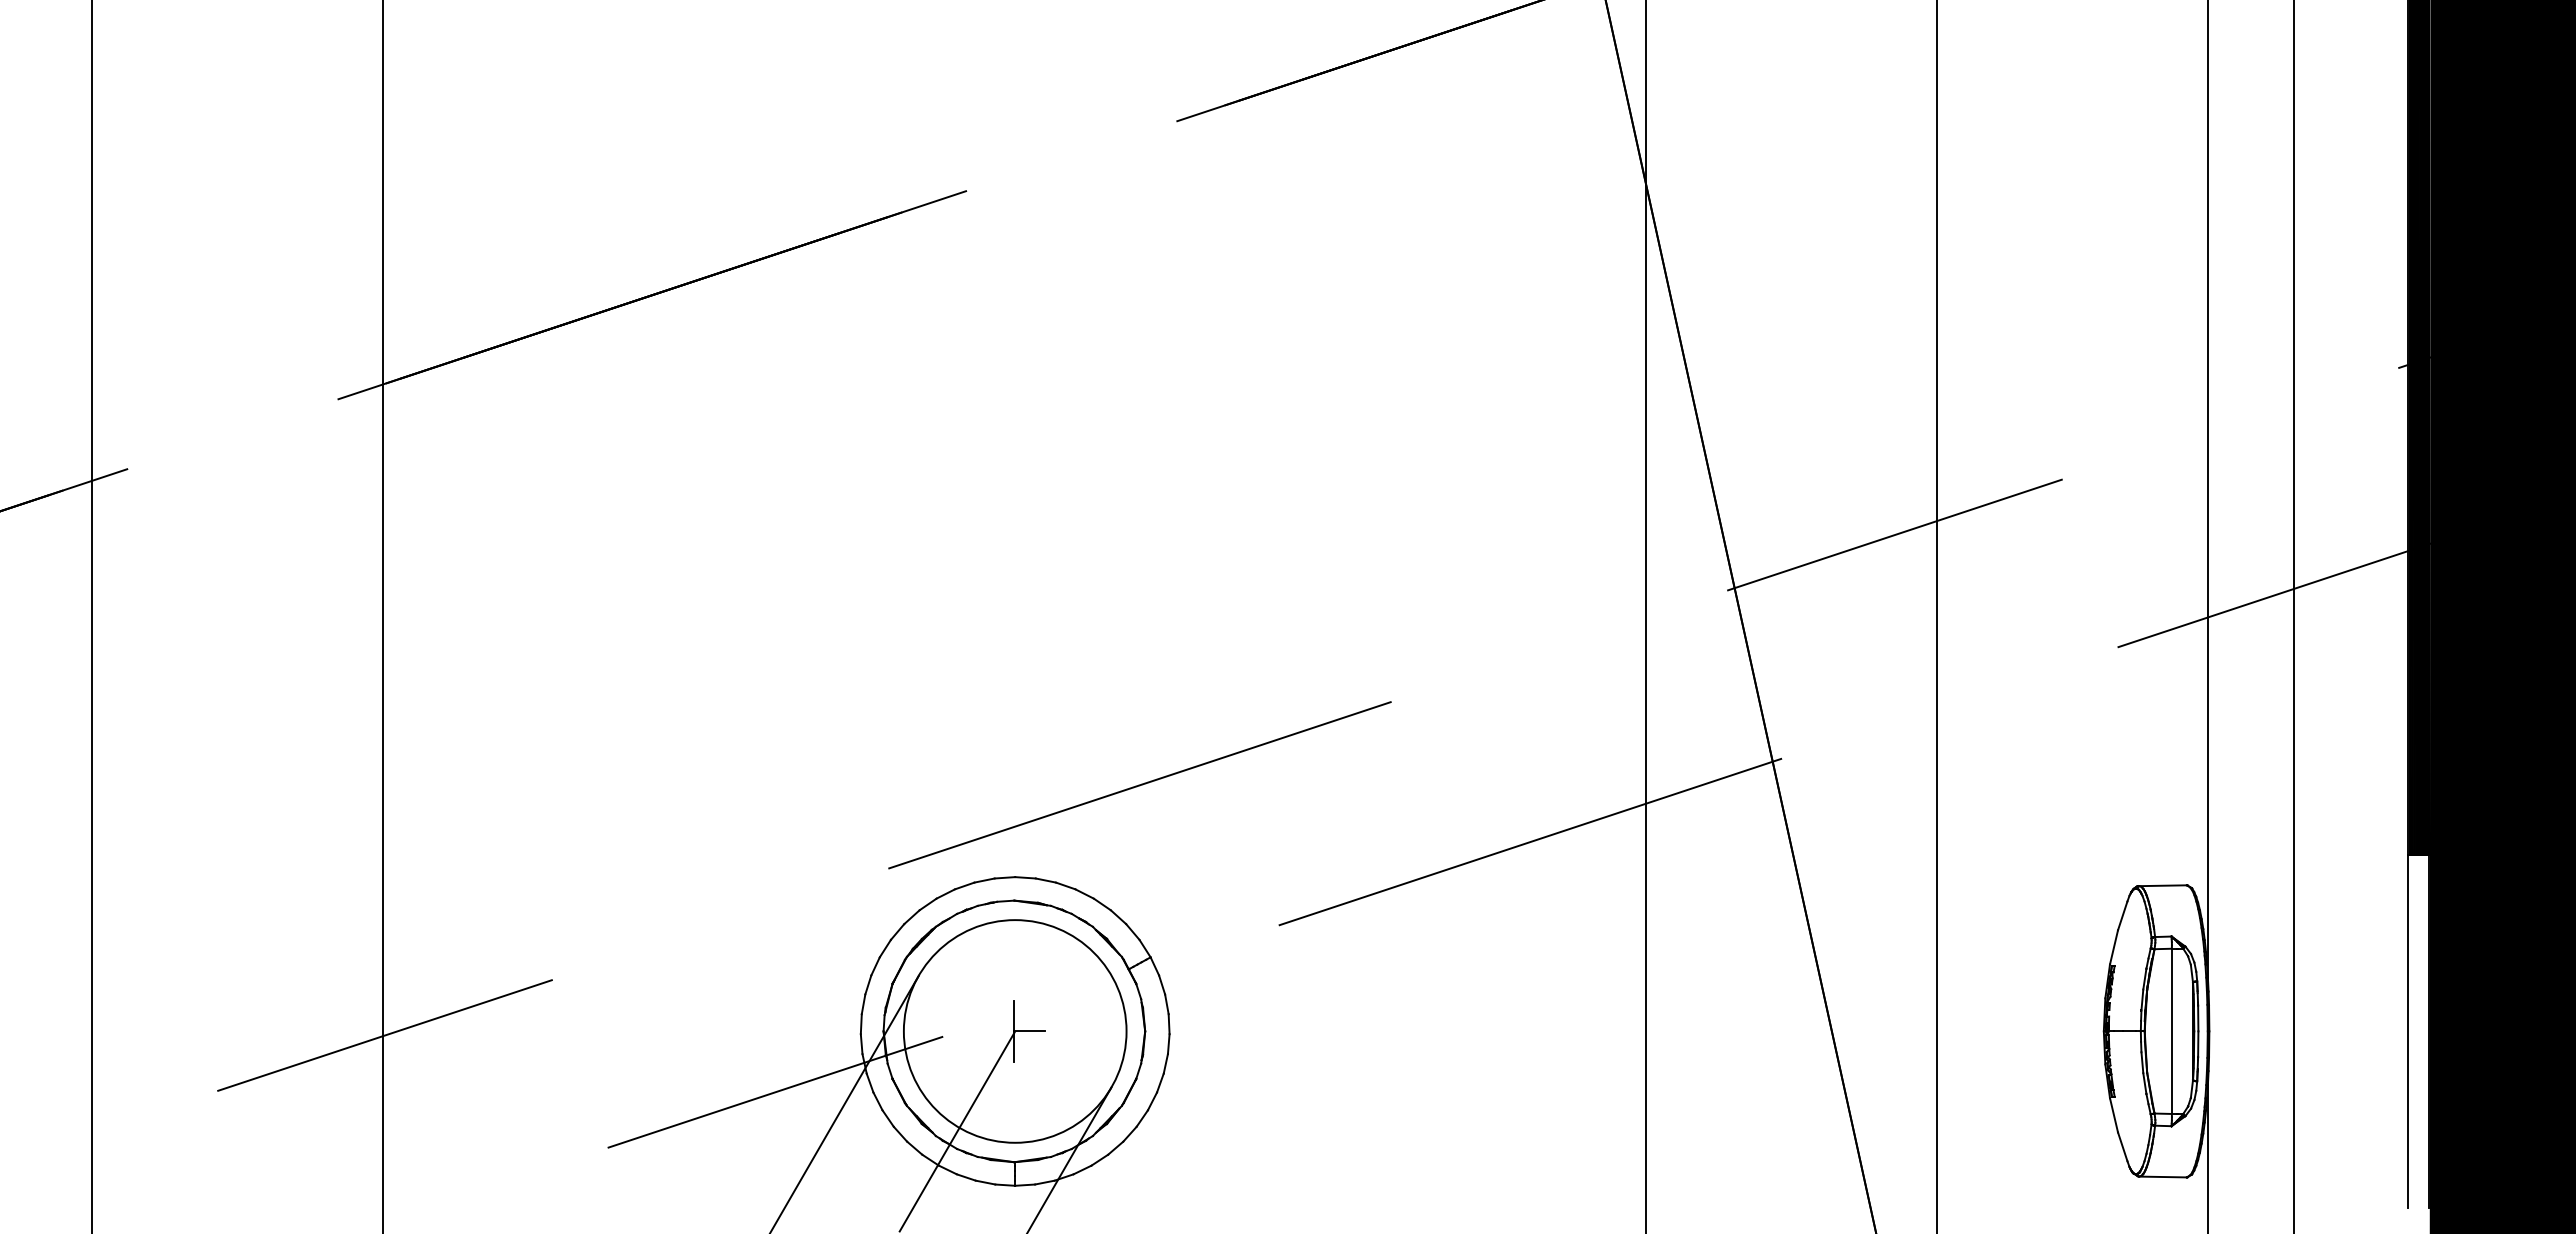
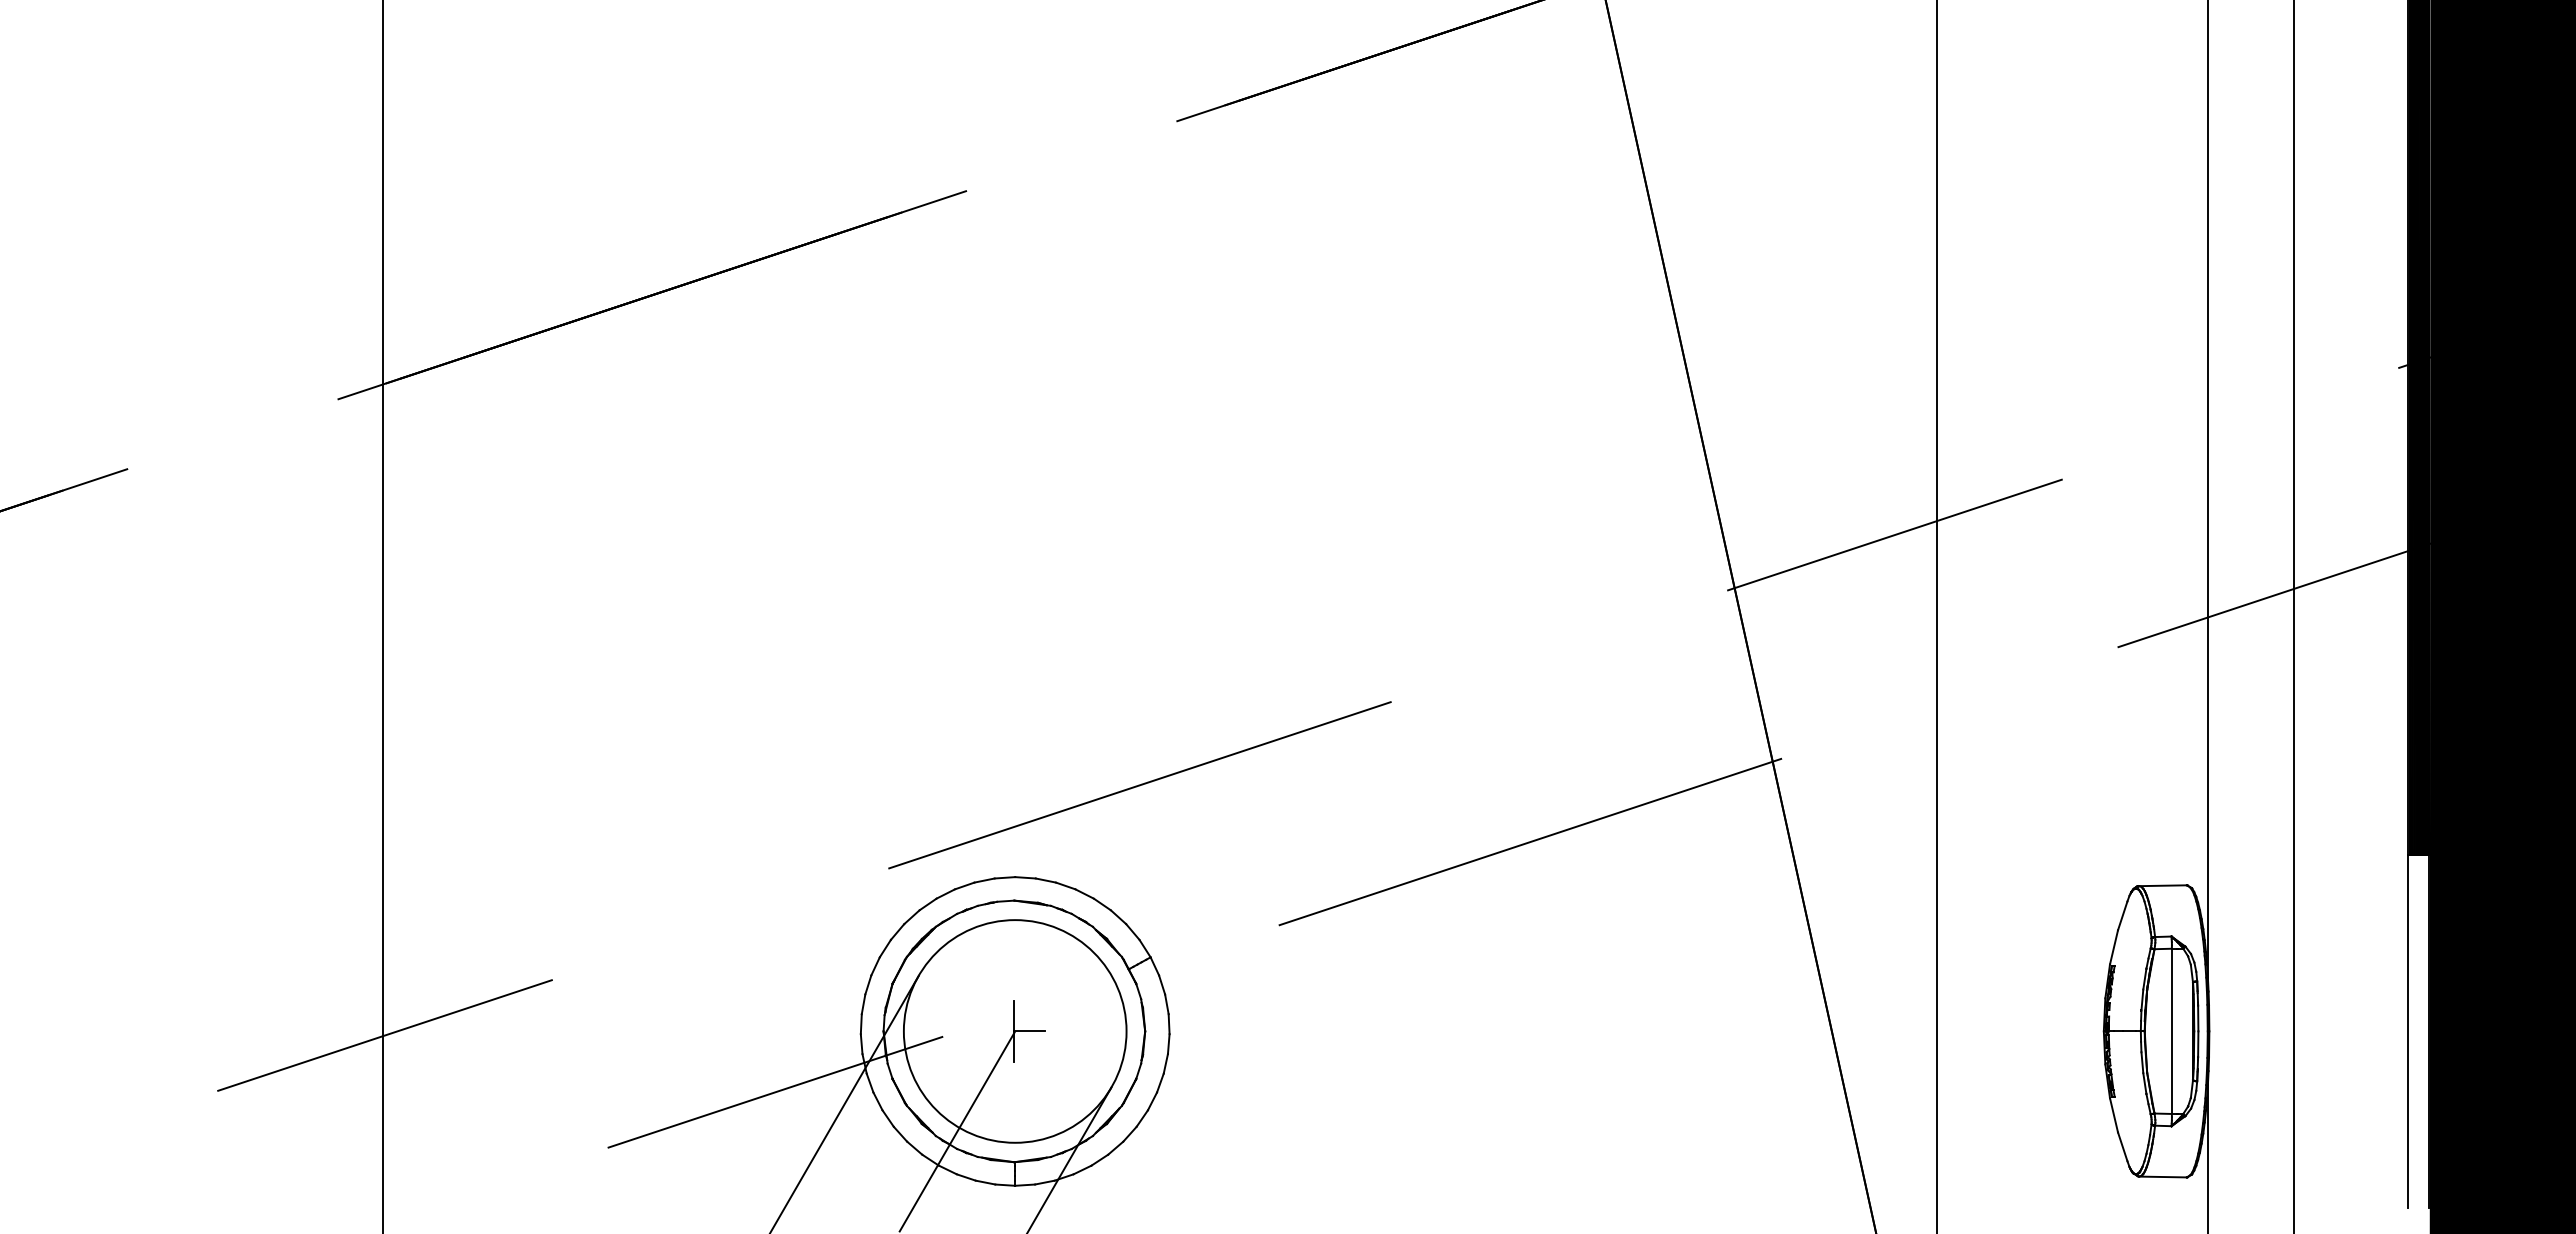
line: present -> none (92, 616)
line: present -> none (1646, 616)
